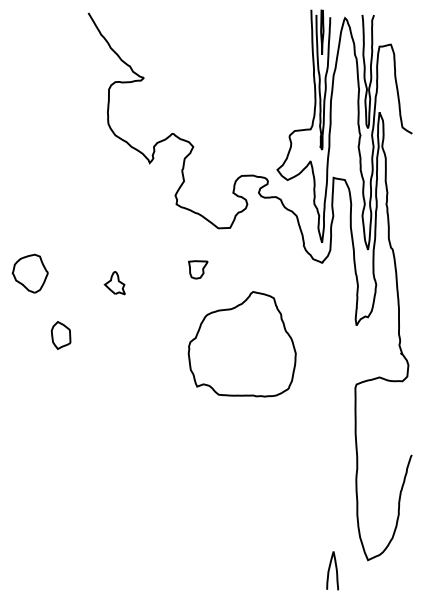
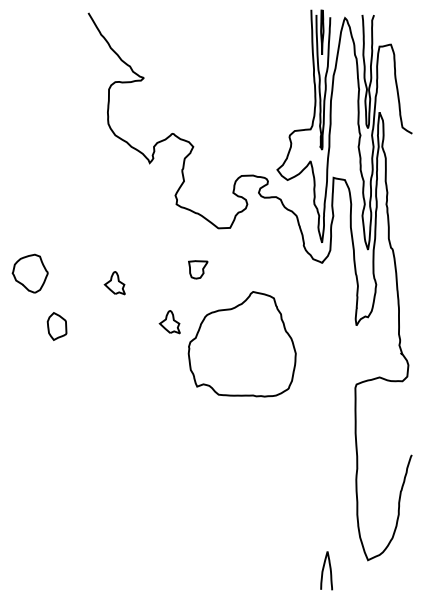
part: none -> present (169, 322)
part position: (60, 335) -> (56, 326) (56, 326)
curve position: (330, 568) -> (324, 568) (324, 568)
